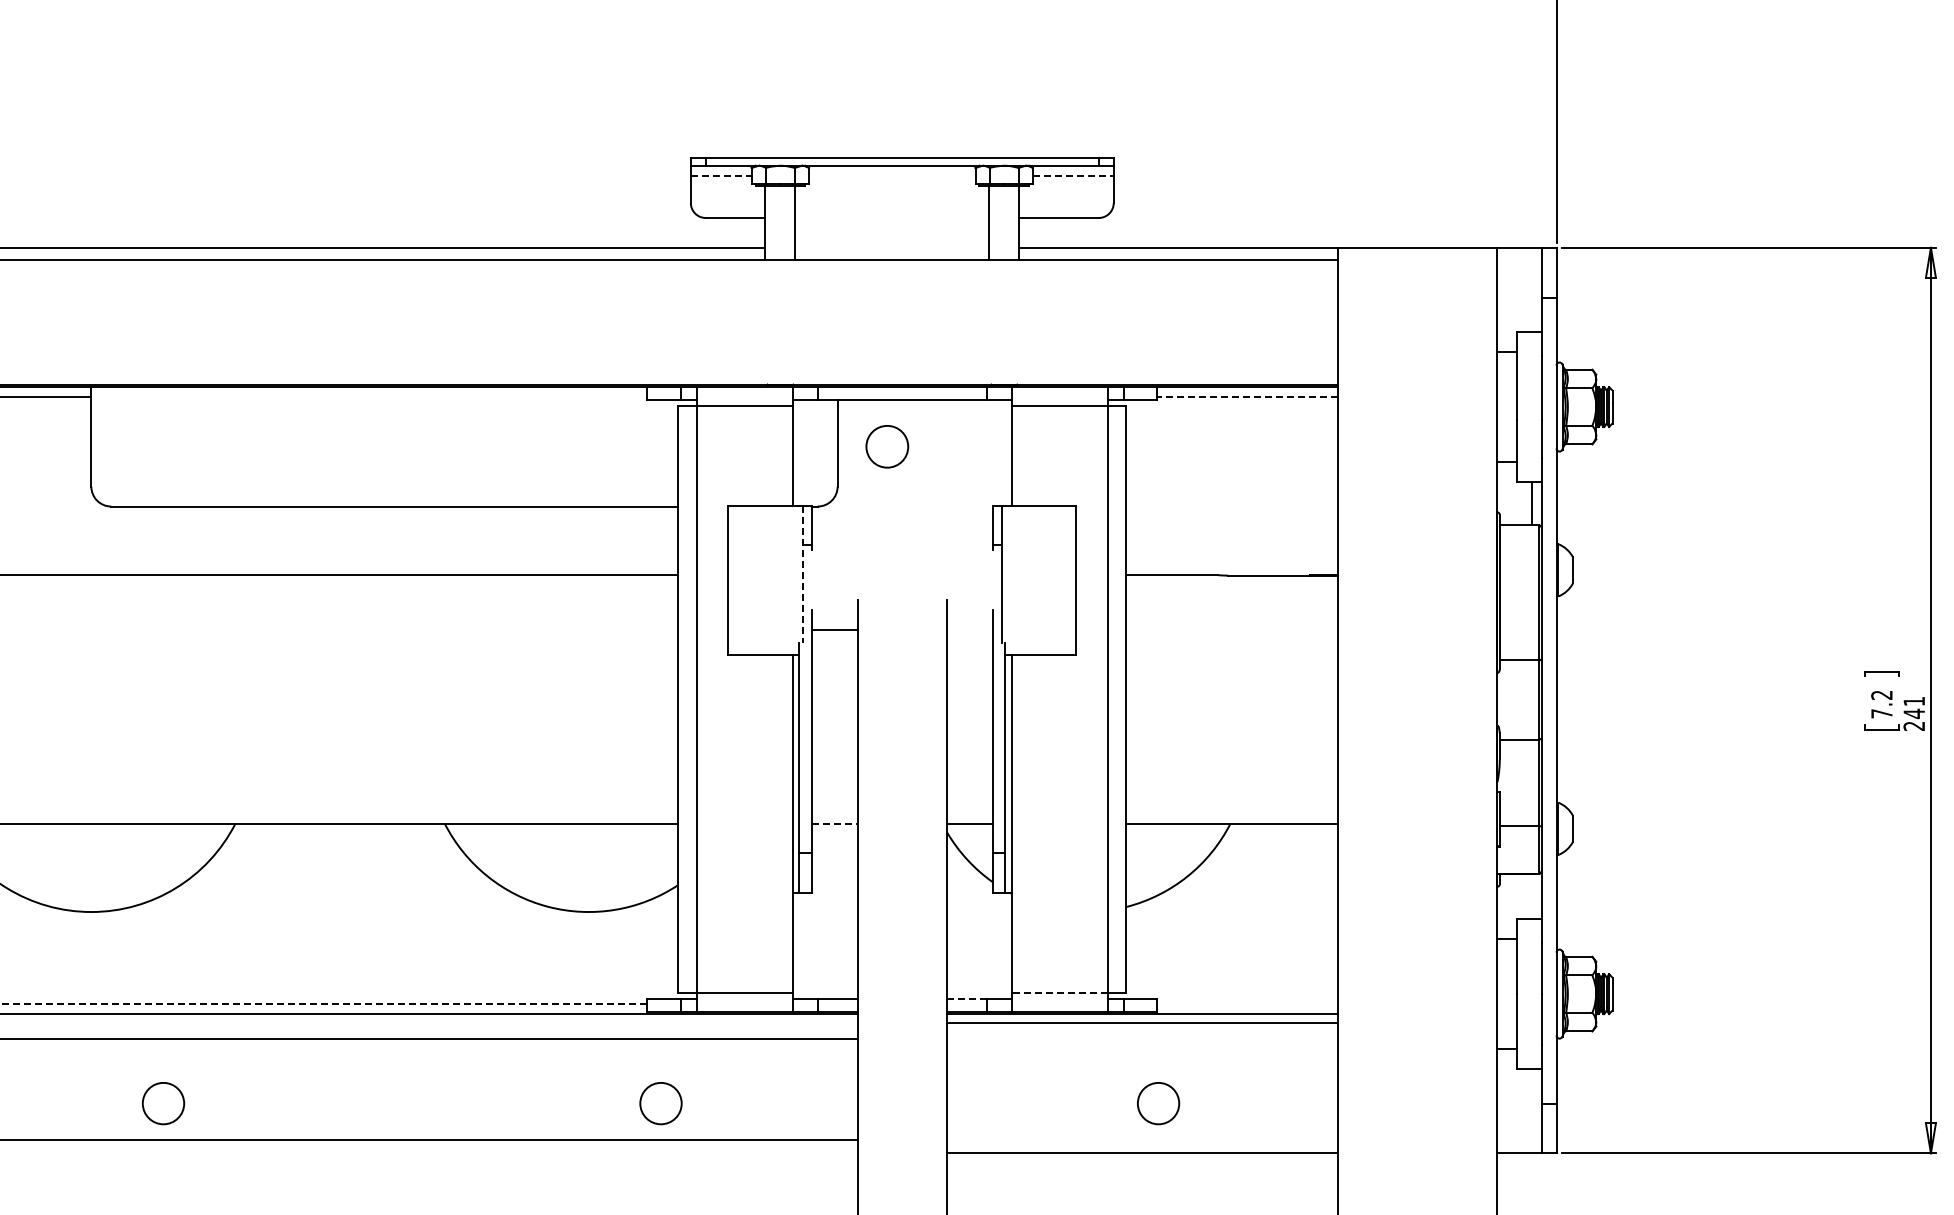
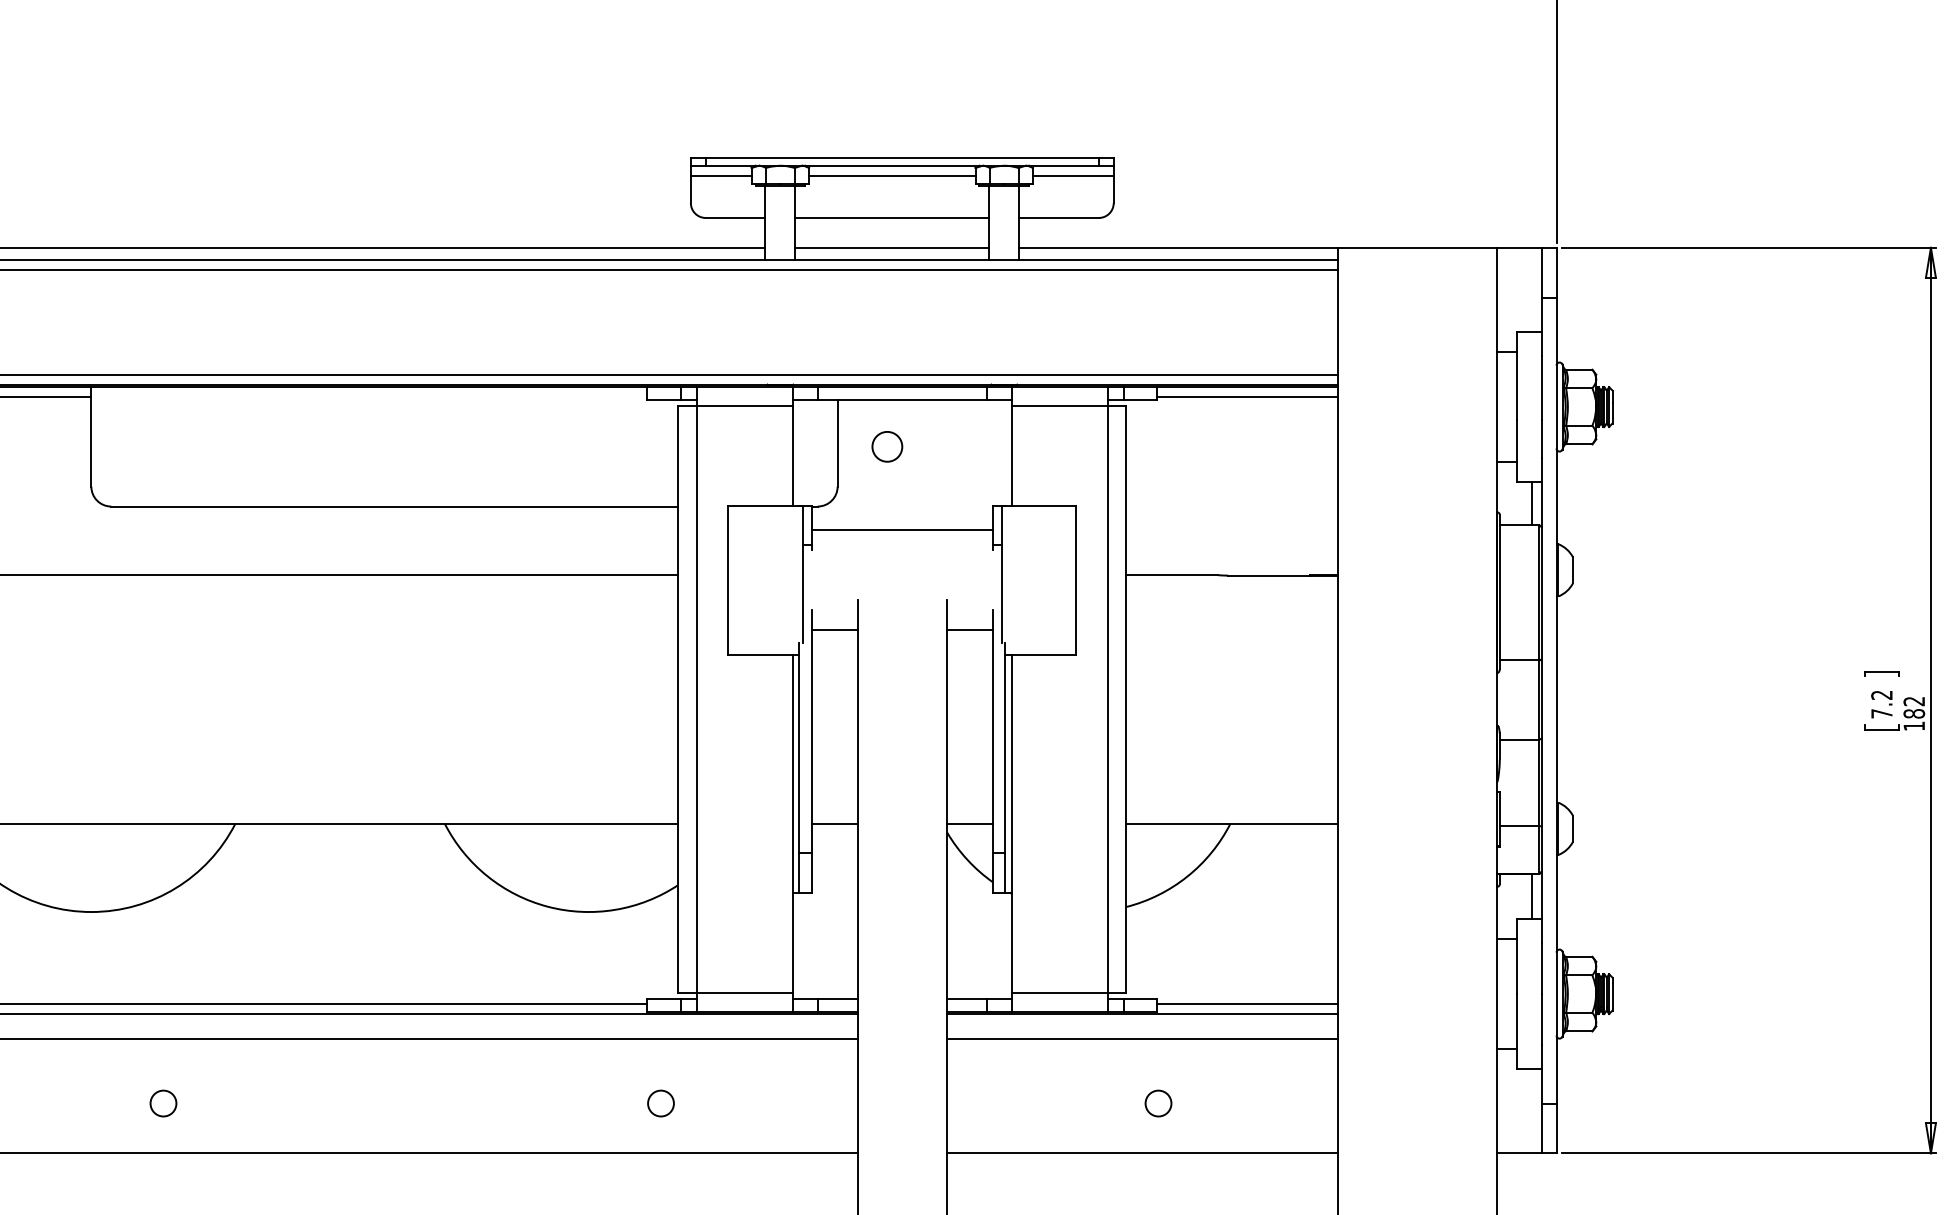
line: dashed -> solid (721, 175)
line: none -> present (892, 175)
line: dashed -> solid (1073, 175)
line: none -> present (892, 217)
line: none -> present (892, 247)
line: none -> present (669, 270)
line: none -> present (669, 374)
line: dashed -> solid (1246, 397)
circle size: 45x44 px -> 33x32 px (887, 446)
line: none -> present (901, 530)
line: dashed -> solid (802, 574)
line: none -> present (969, 629)
text: 241 -> 182 (1914, 713)
line: dashed -> solid (834, 823)
line: none -> present (1531, 896)
line: dashed -> solid (1059, 992)
line: dashed -> solid (966, 999)
line: dashed -> solid (323, 1004)
line: none -> present (1247, 1004)
line position: (1142, 1022) -> (1142, 1038) (1142, 1038)
circle size: 45x44 px -> 29x29 px (163, 1103)
circle size: 44x44 px -> 28x29 px (660, 1103)
circle size: 44x44 px -> 29x29 px (1158, 1103)
line position: (429, 1140) -> (429, 1153) (429, 1153)
